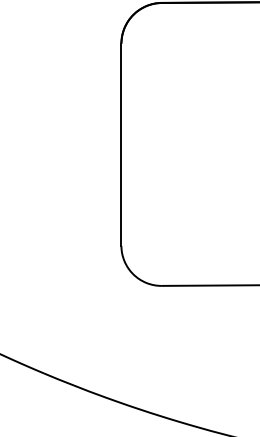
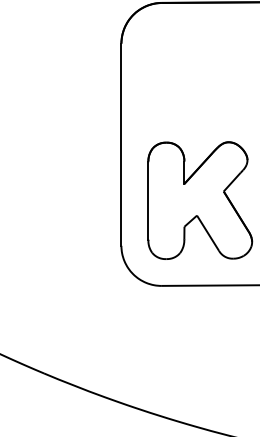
part: none -> present (200, 200)
